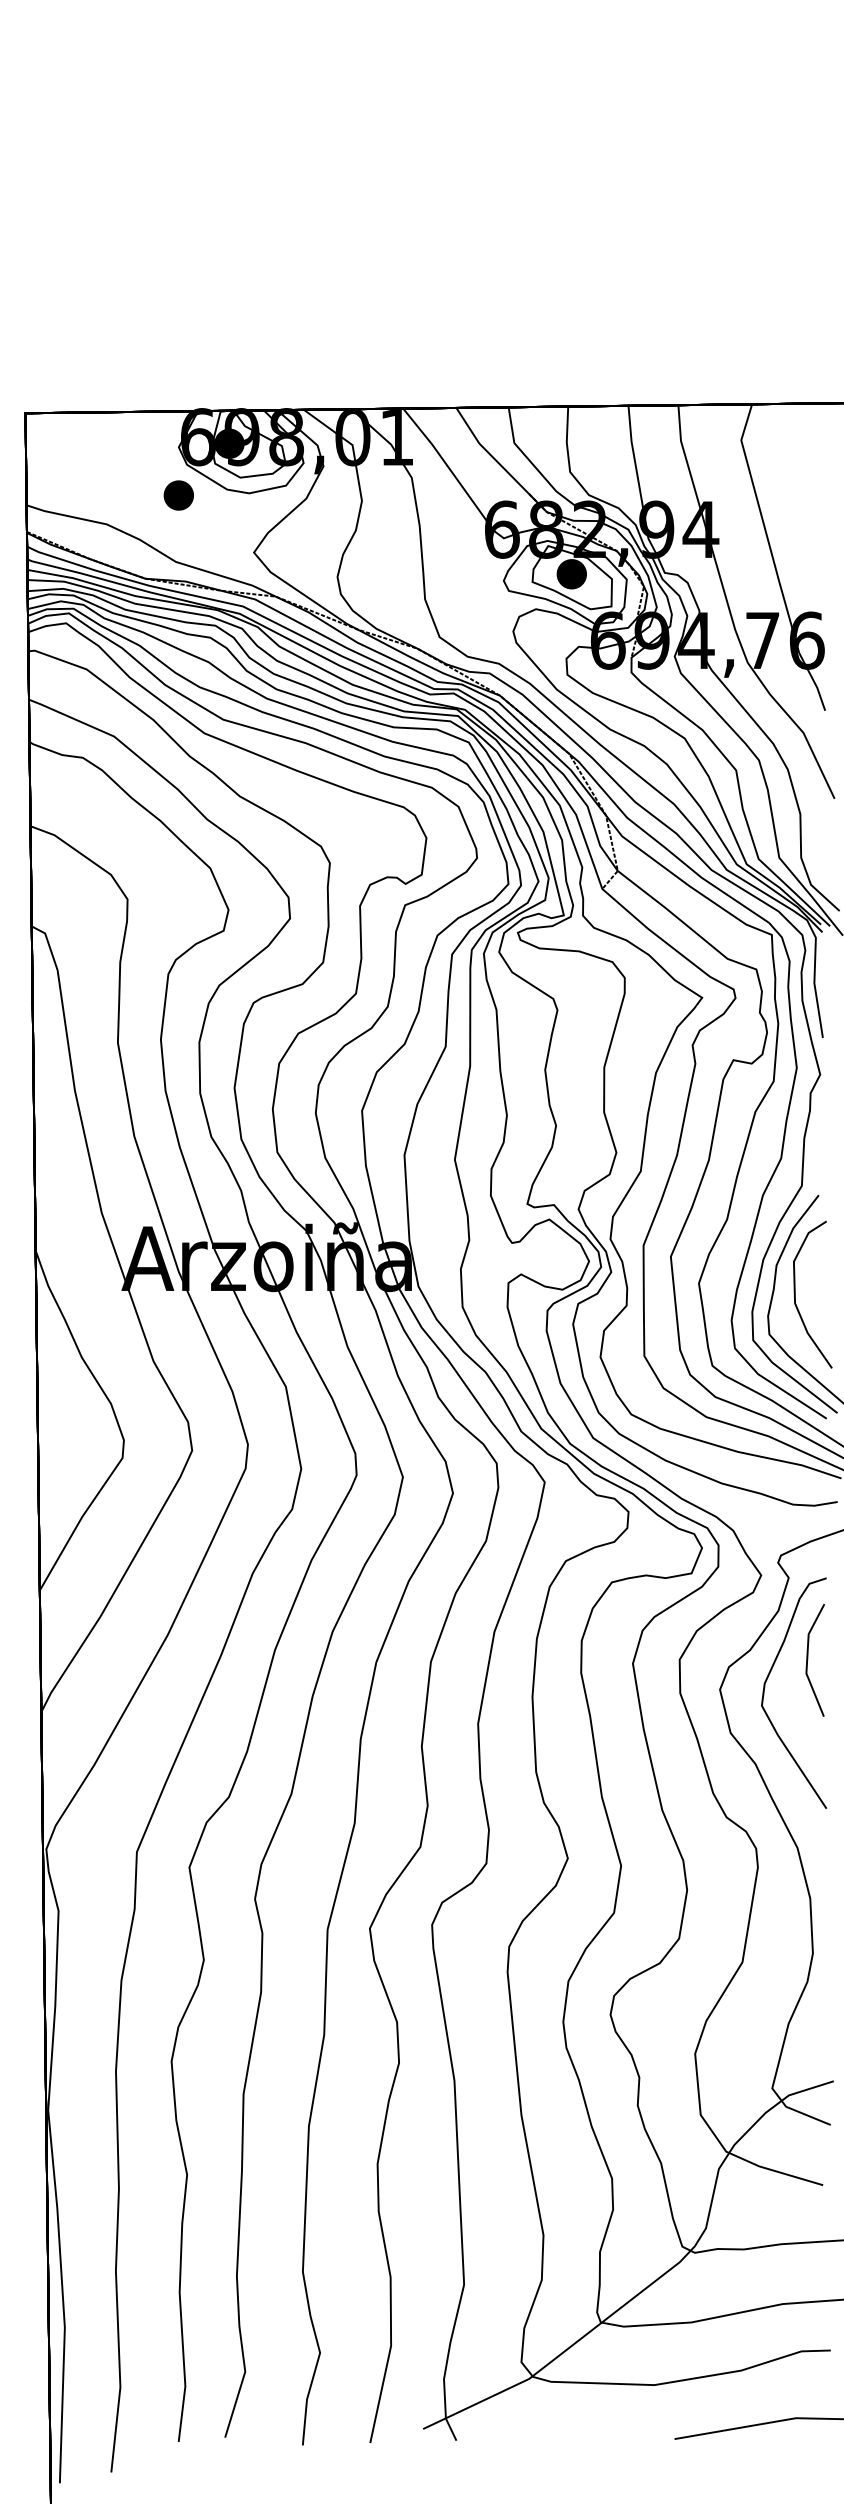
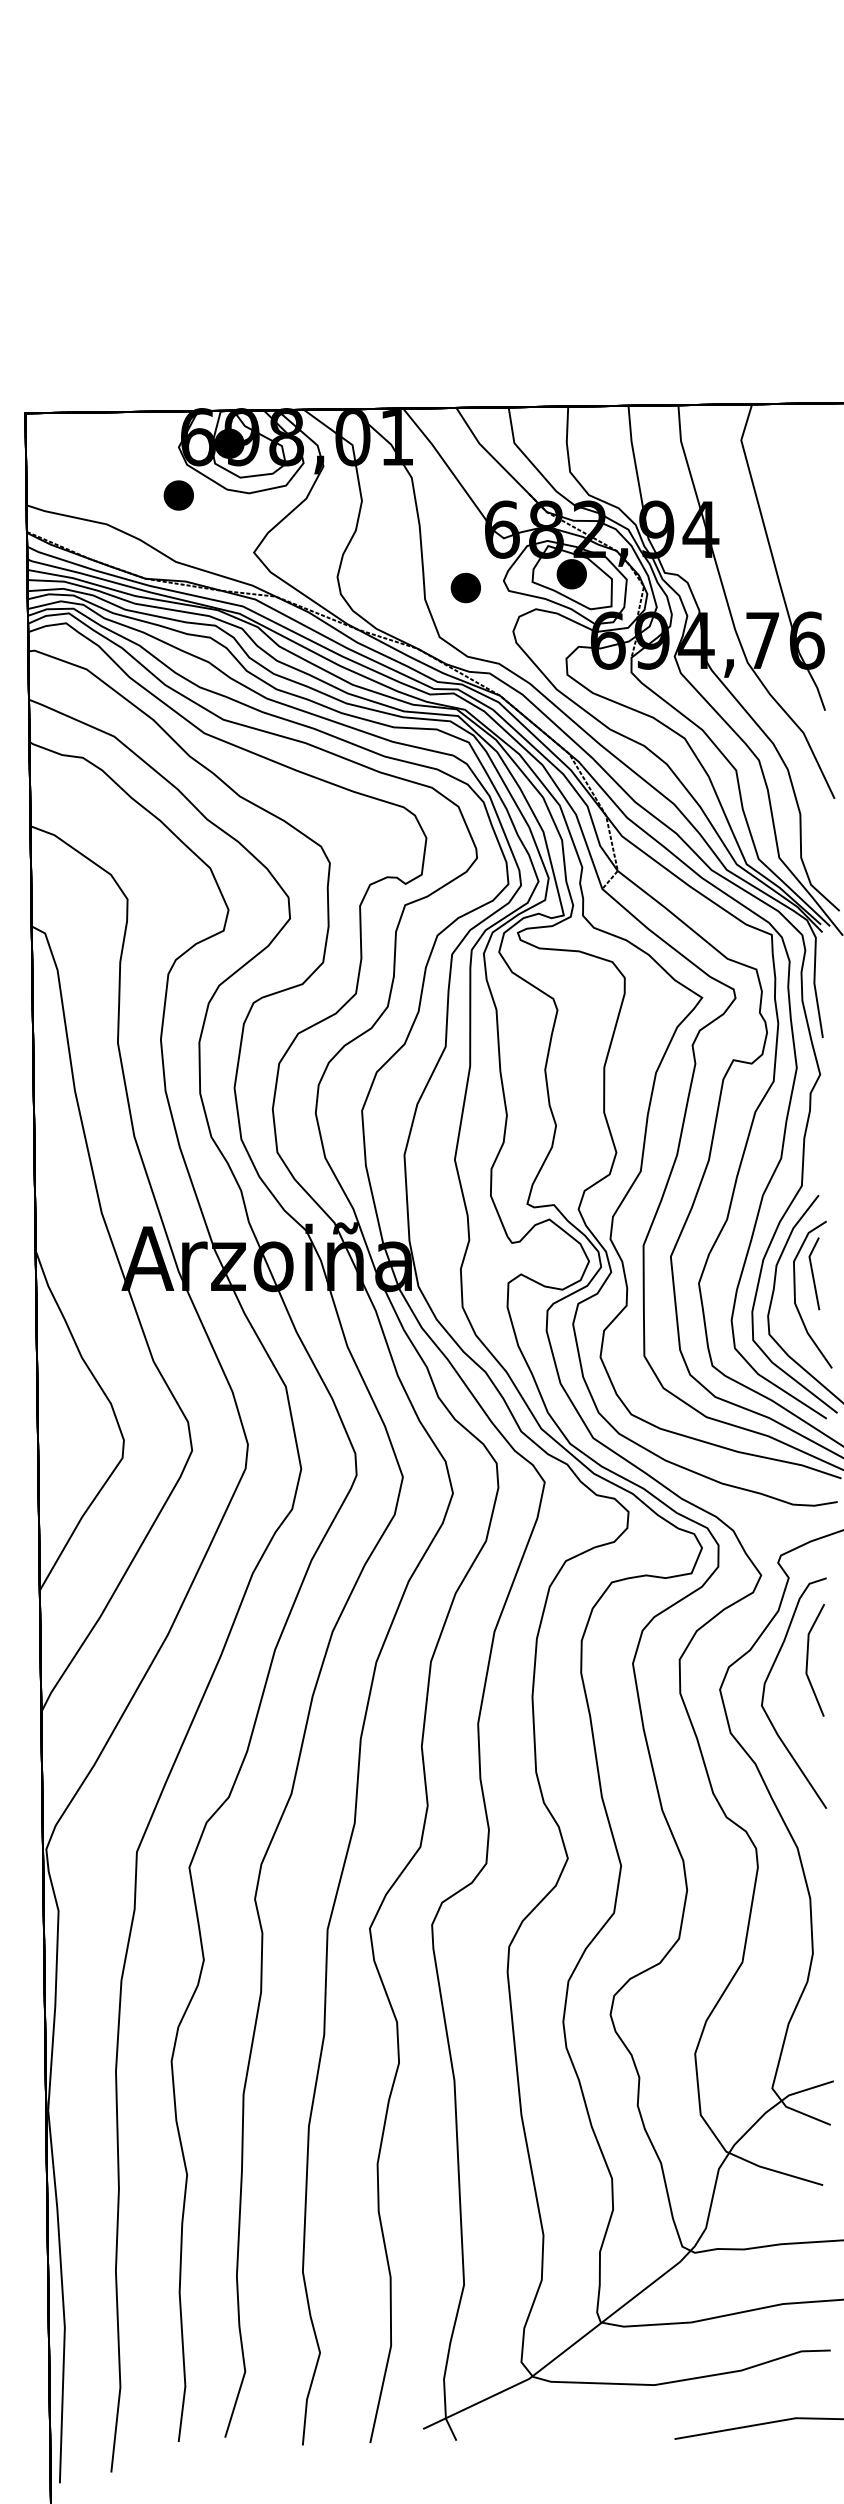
part: none -> present (465, 587)
line: none -> present (813, 1273)
